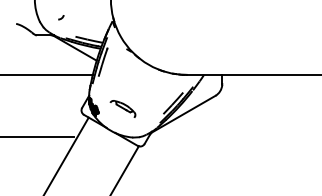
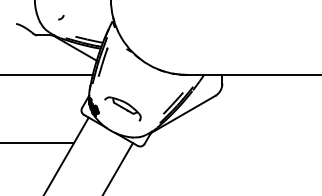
part size: 28x18 px -> 38x26 px (122, 108)
line position: (38, 136) -> (38, 142) (38, 142)
line position: (124, 169) -> (118, 167) (118, 167)
